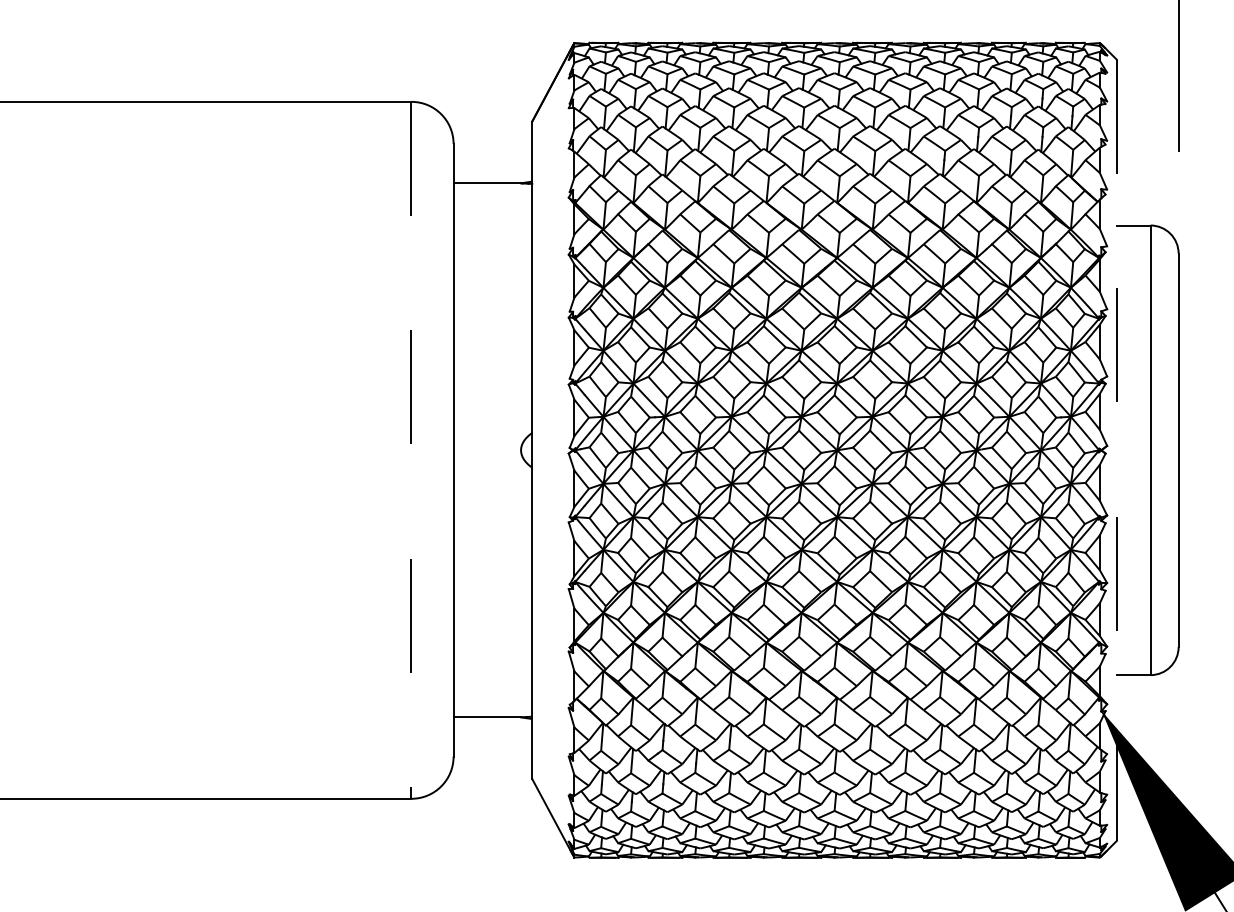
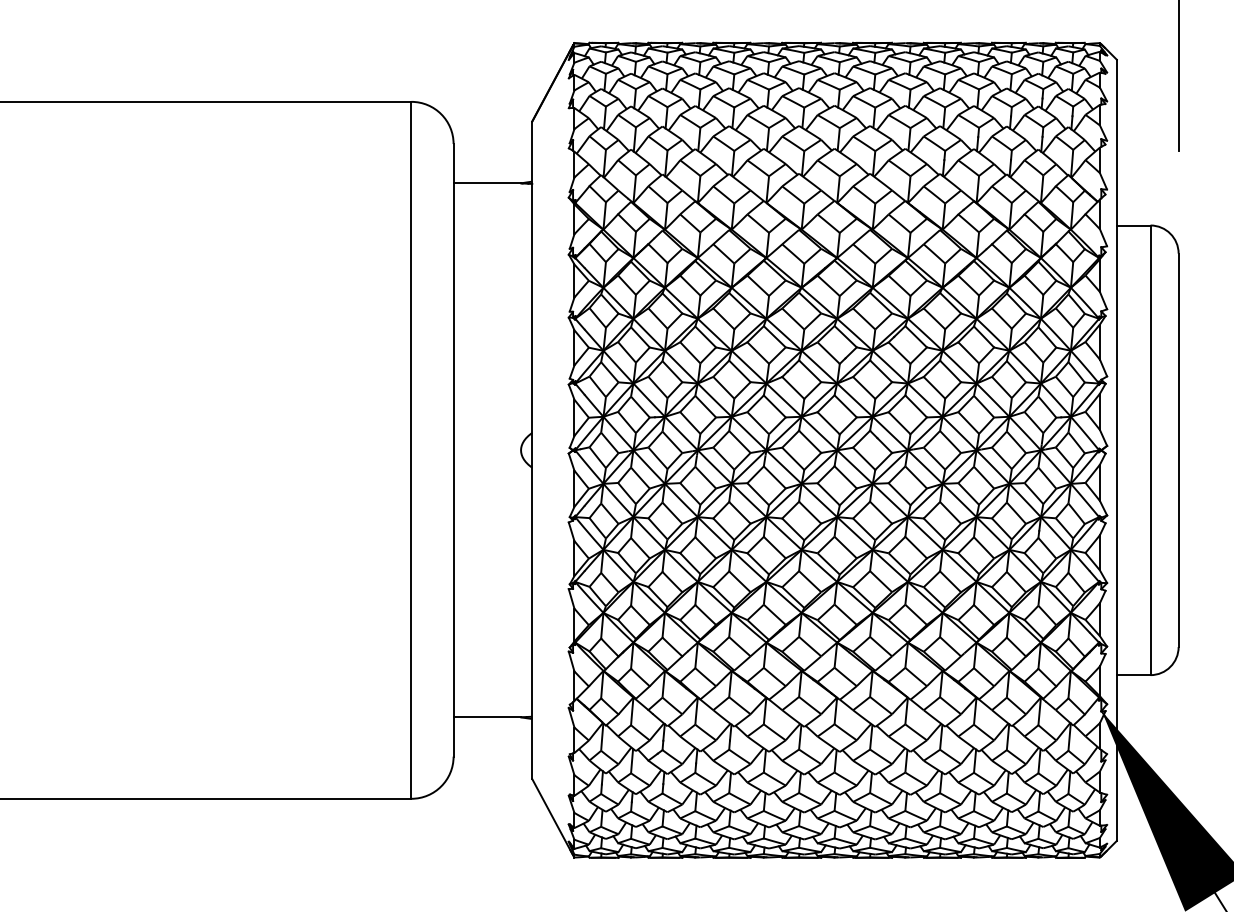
line: dashed -> solid (411, 450)
line: dashed -> solid (1116, 450)
